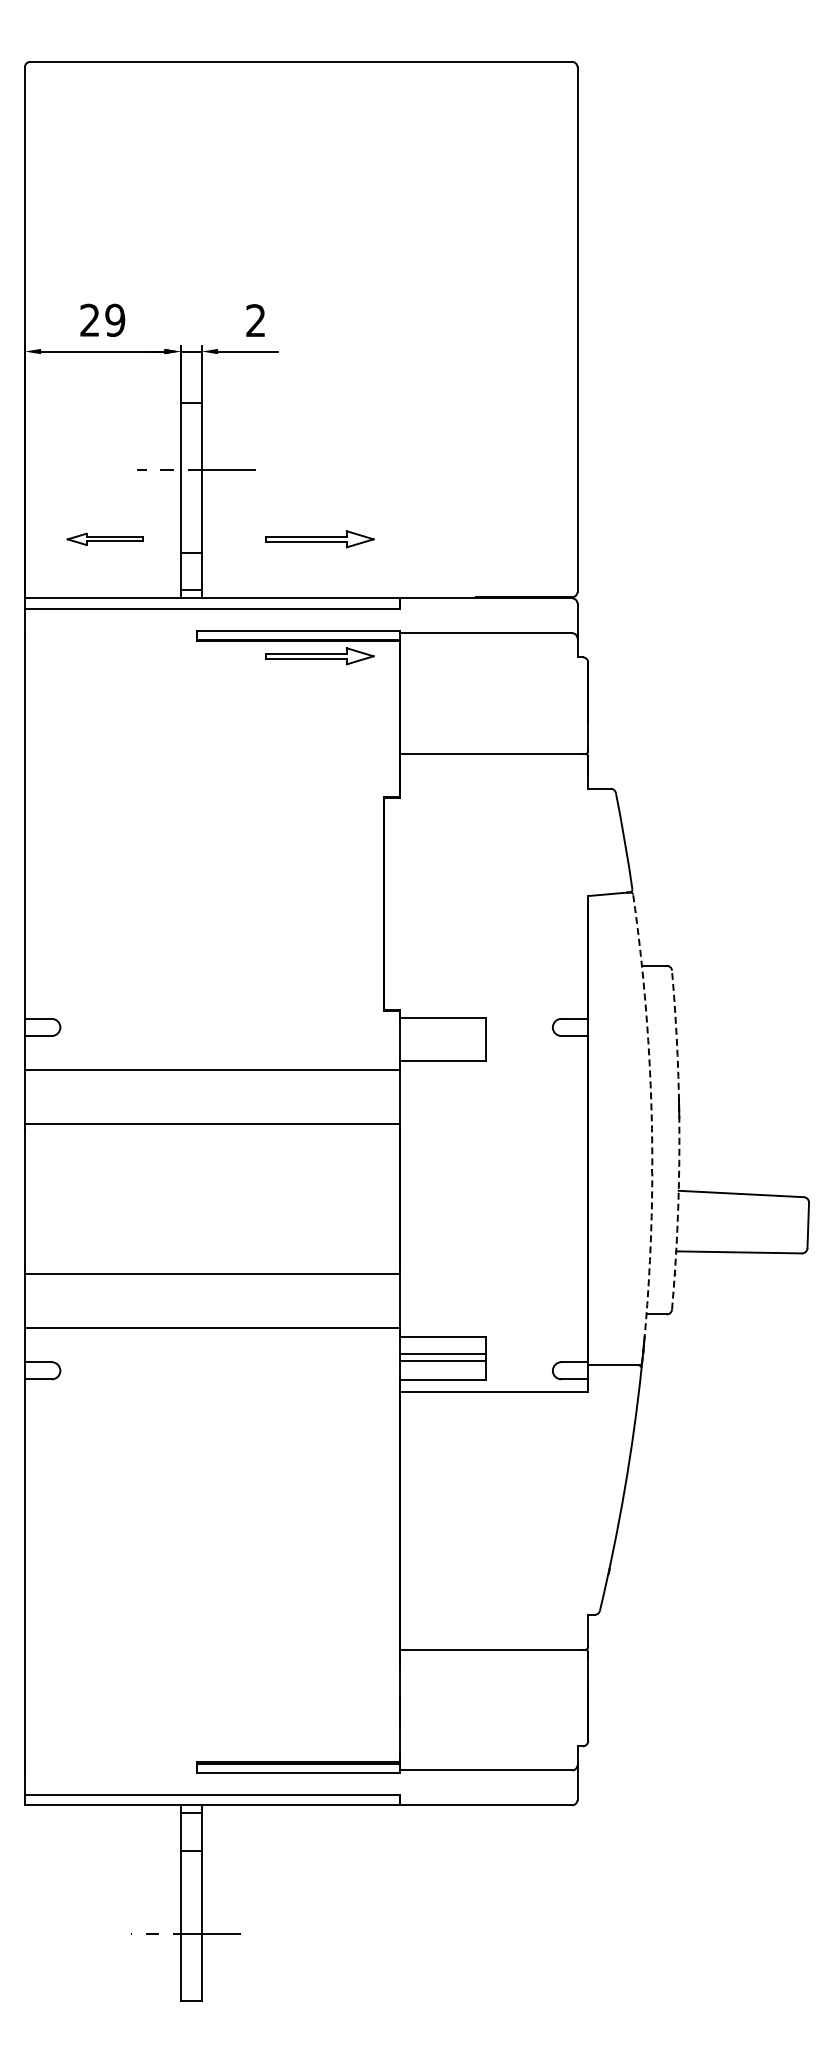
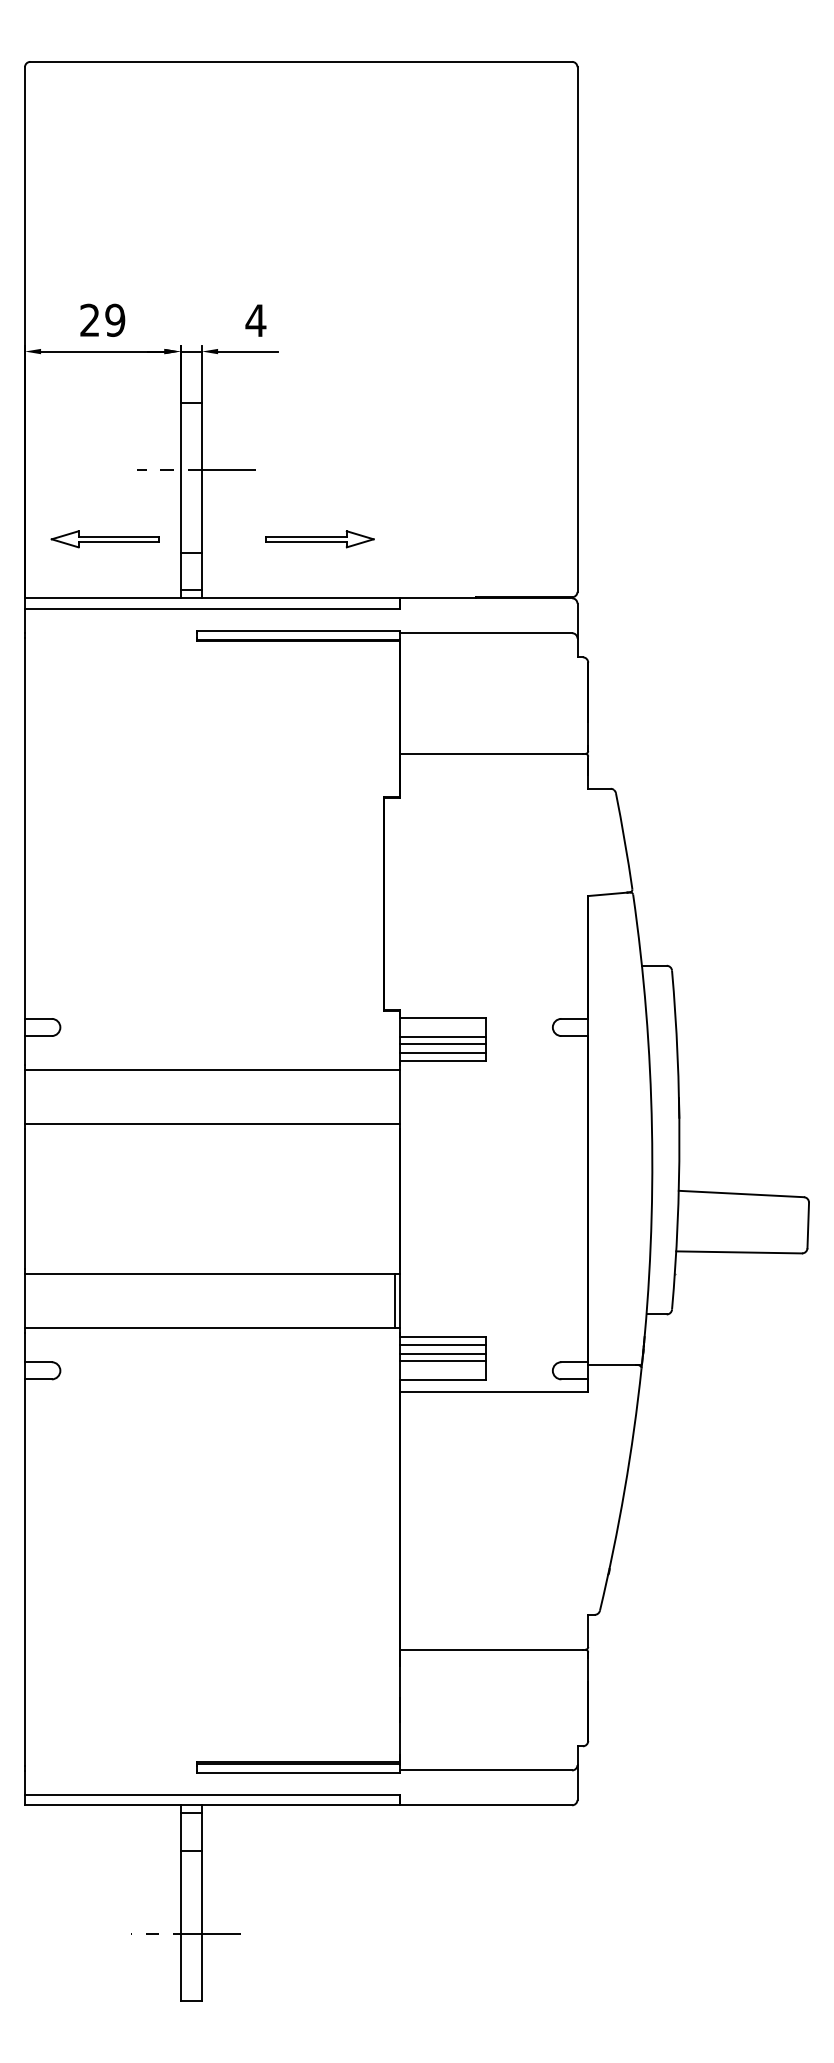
text: 2 -> 4 (255, 320)
part size: 78x14 px -> 110x19 px (104, 539)
part: present -> none (319, 656)
line: none -> present (443, 1036)
line: none -> present (443, 1044)
line: none -> present (443, 1053)
arc: dashed -> solid (651, 1128)
arc: dashed -> solid (679, 1140)
line: none -> present (395, 1300)
line: none -> present (443, 1344)
